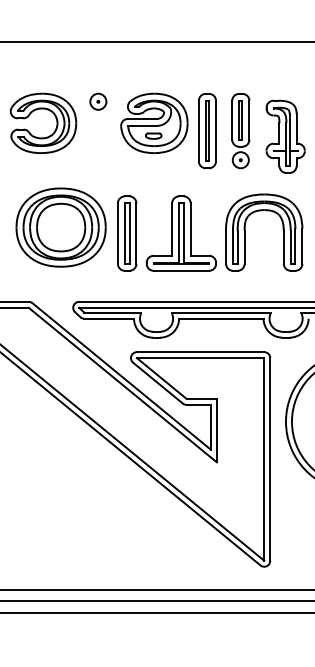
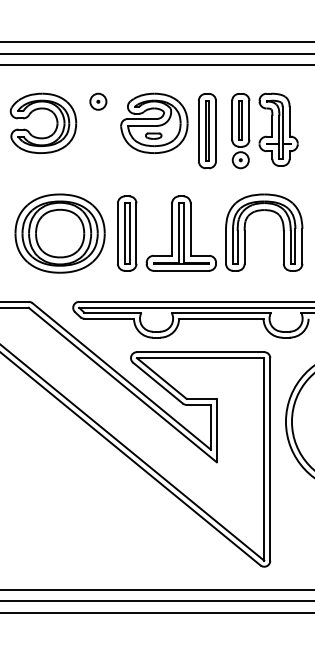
line: none -> present (156, 53)
line: none -> present (156, 64)
part position: (285, 136) -> (278, 129) (278, 129)
part position: (60, 227) -> (59, 233) (59, 233)
